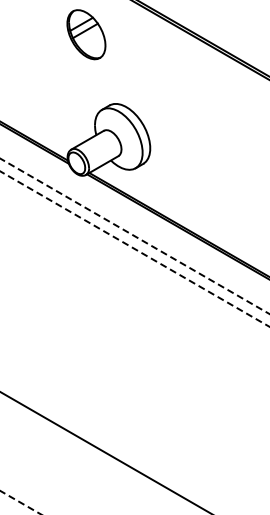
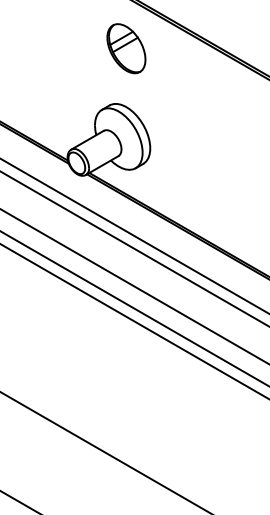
part position: (86, 34) -> (126, 48) (126, 48)
line: dashed -> solid (134, 236)
line: dashed -> solid (134, 249)
line: none -> present (134, 286)
line: none -> present (134, 308)
line: none -> present (134, 321)
line: dashed -> solid (21, 503)
